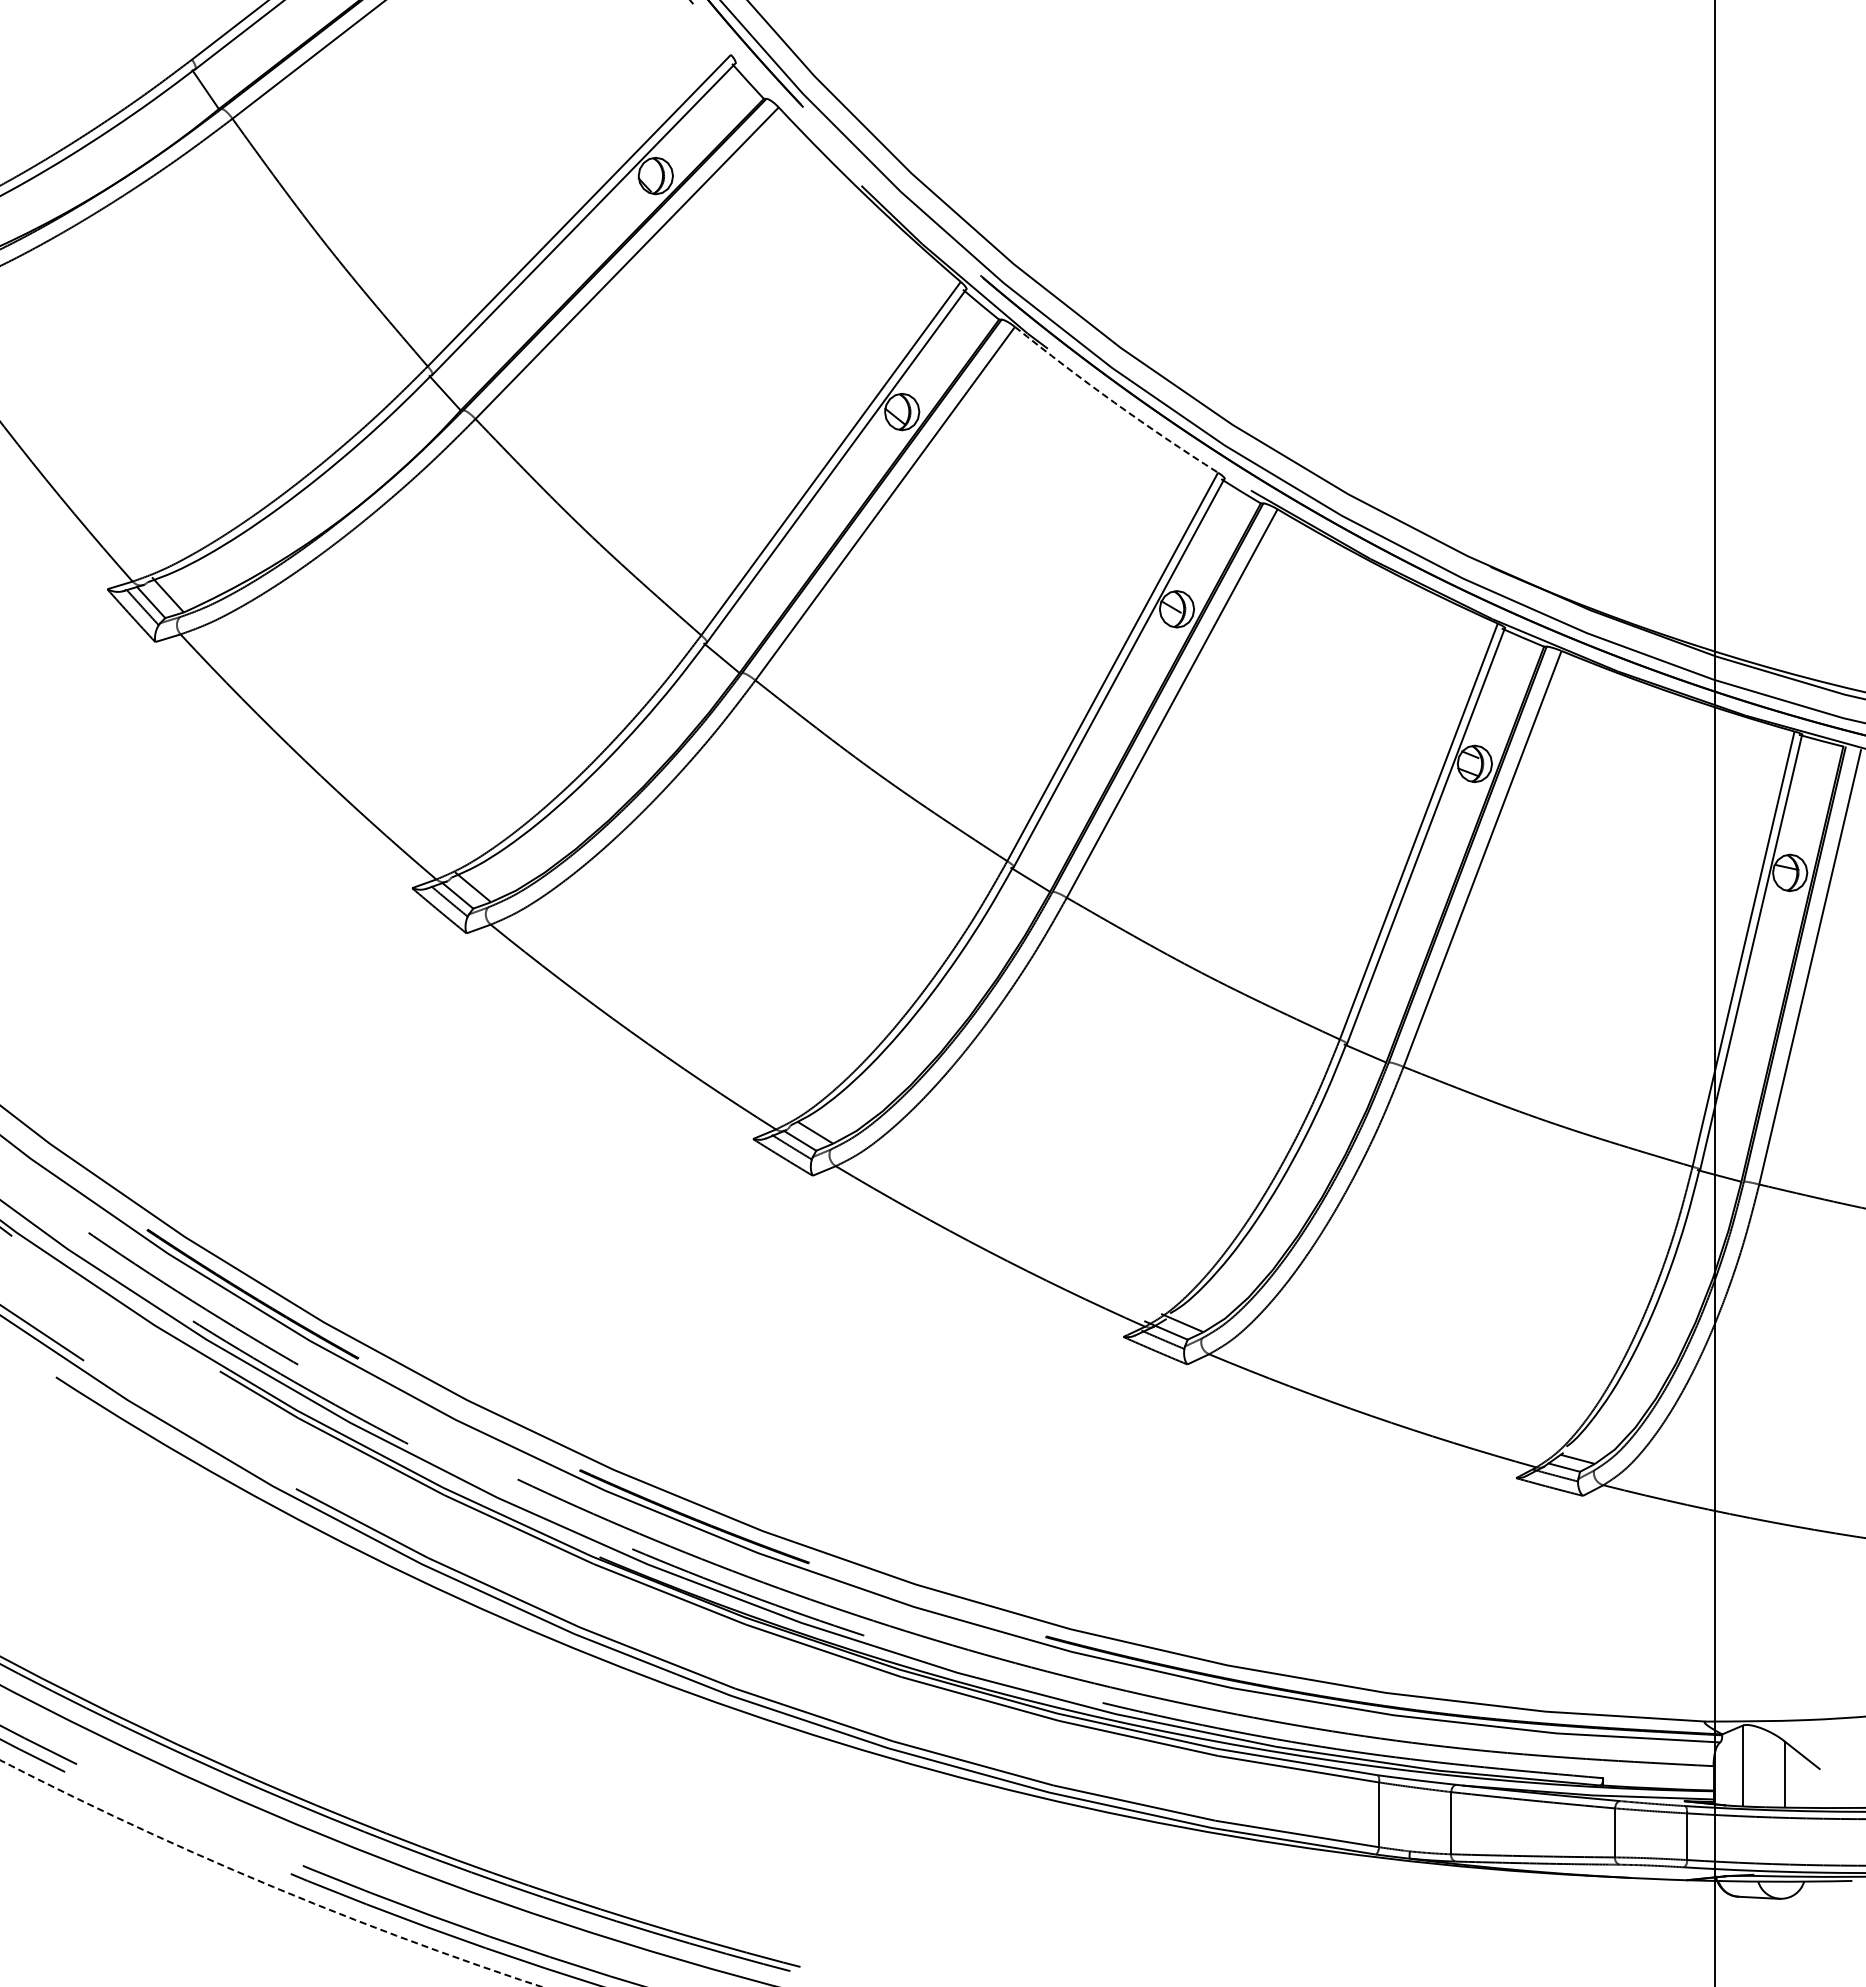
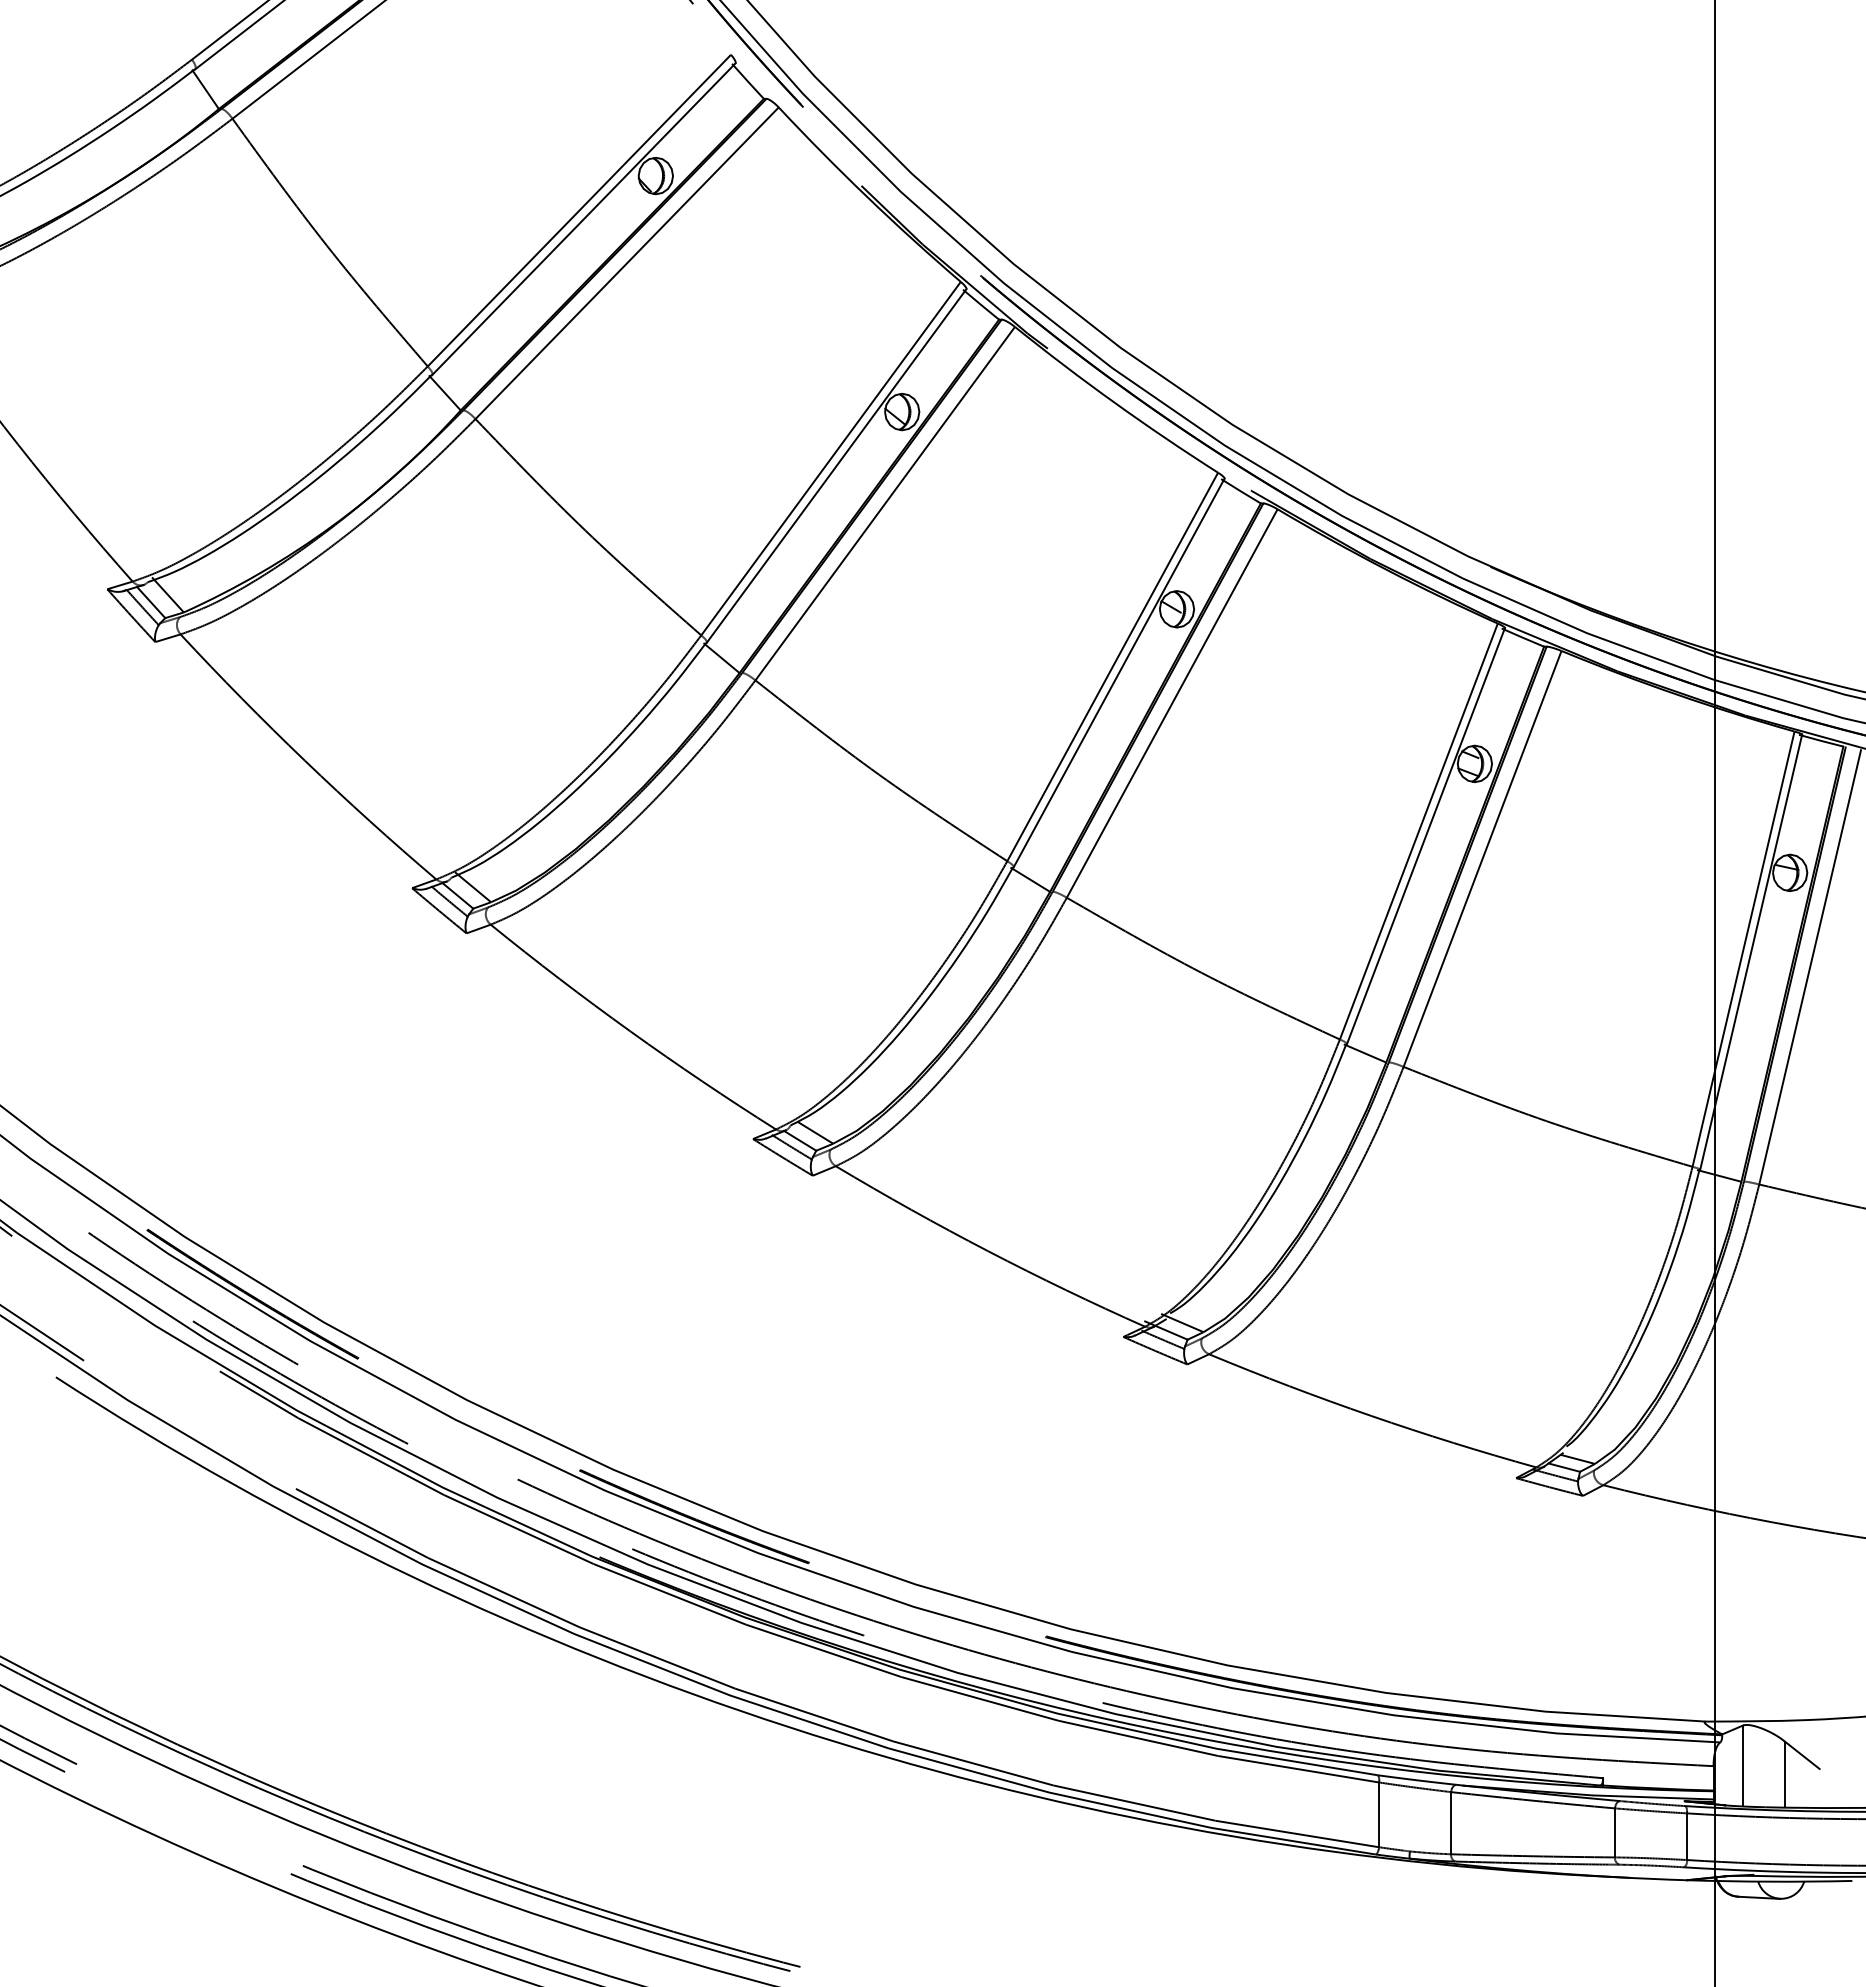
arc: dashed -> solid (1114, 402)
arc: dashed -> solid (267, 1884)
